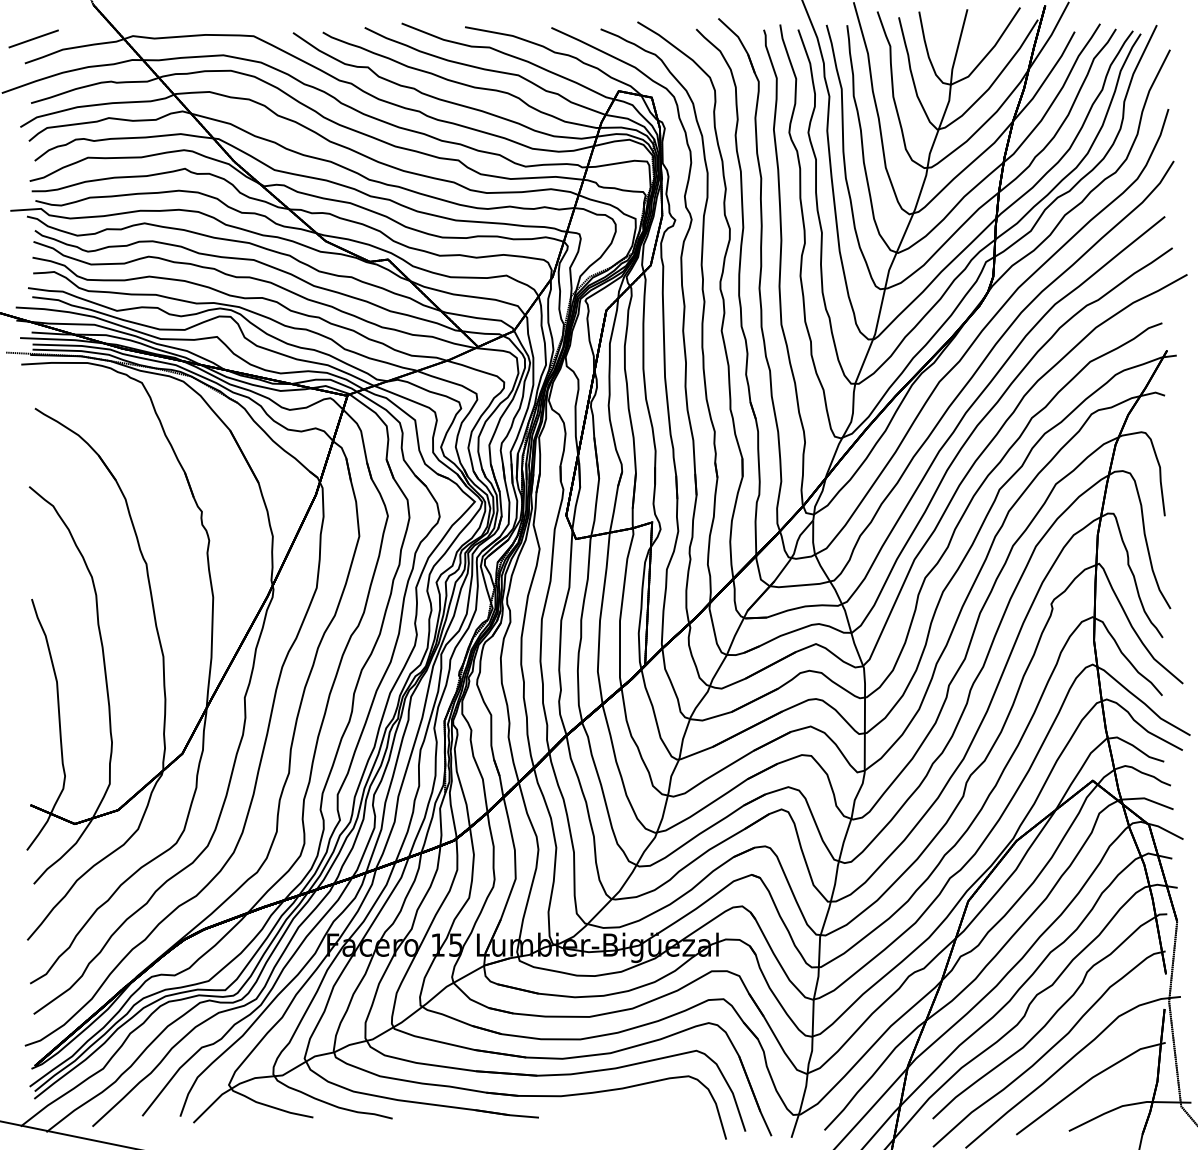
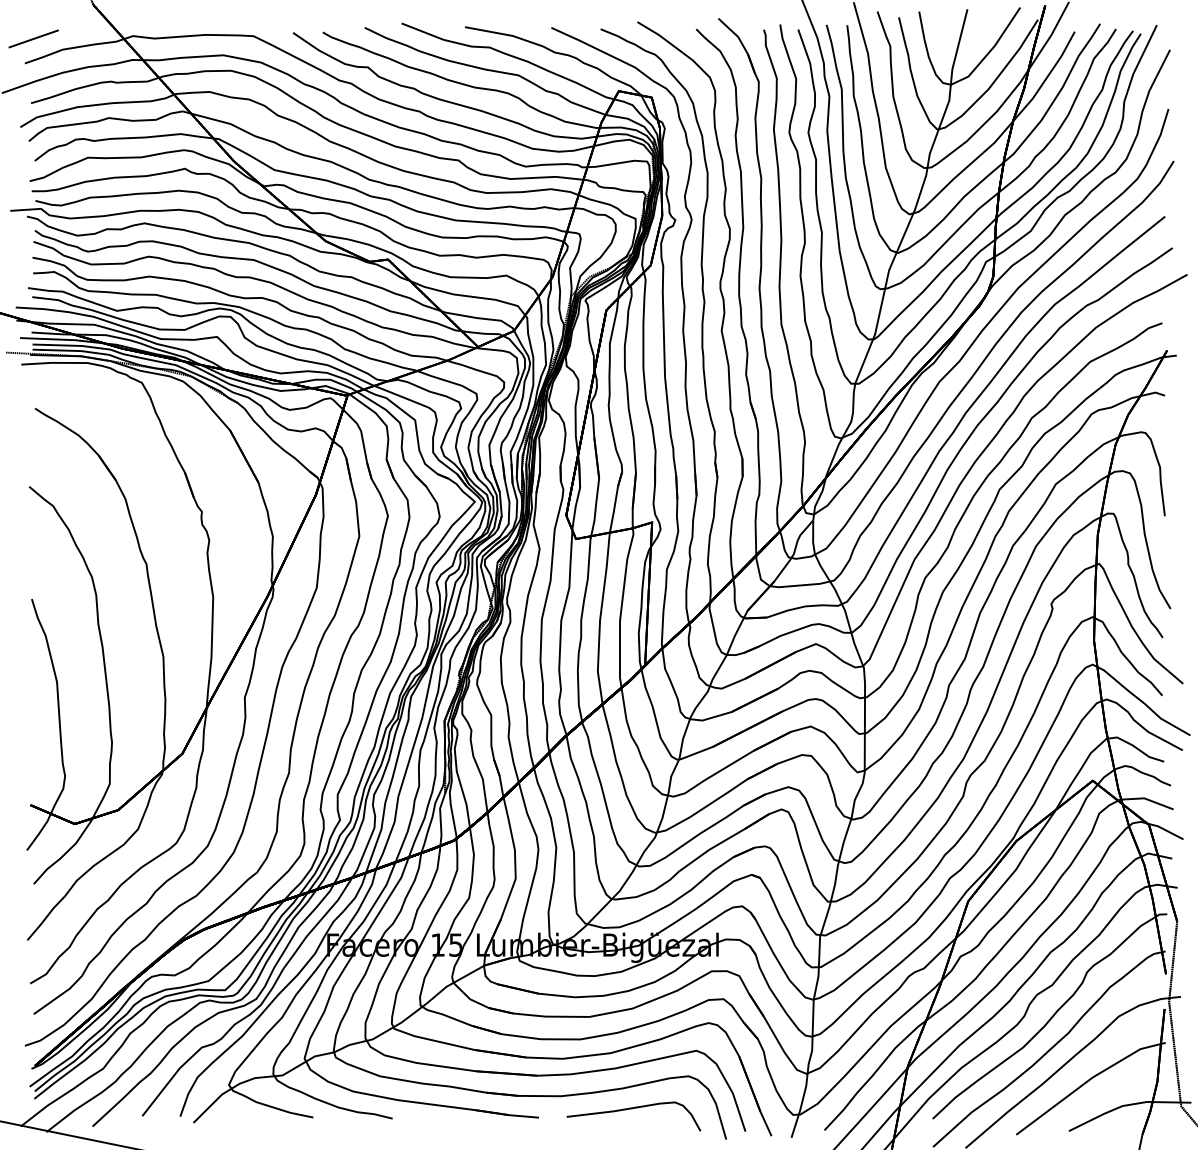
curve: none -> present (632, 1109)
